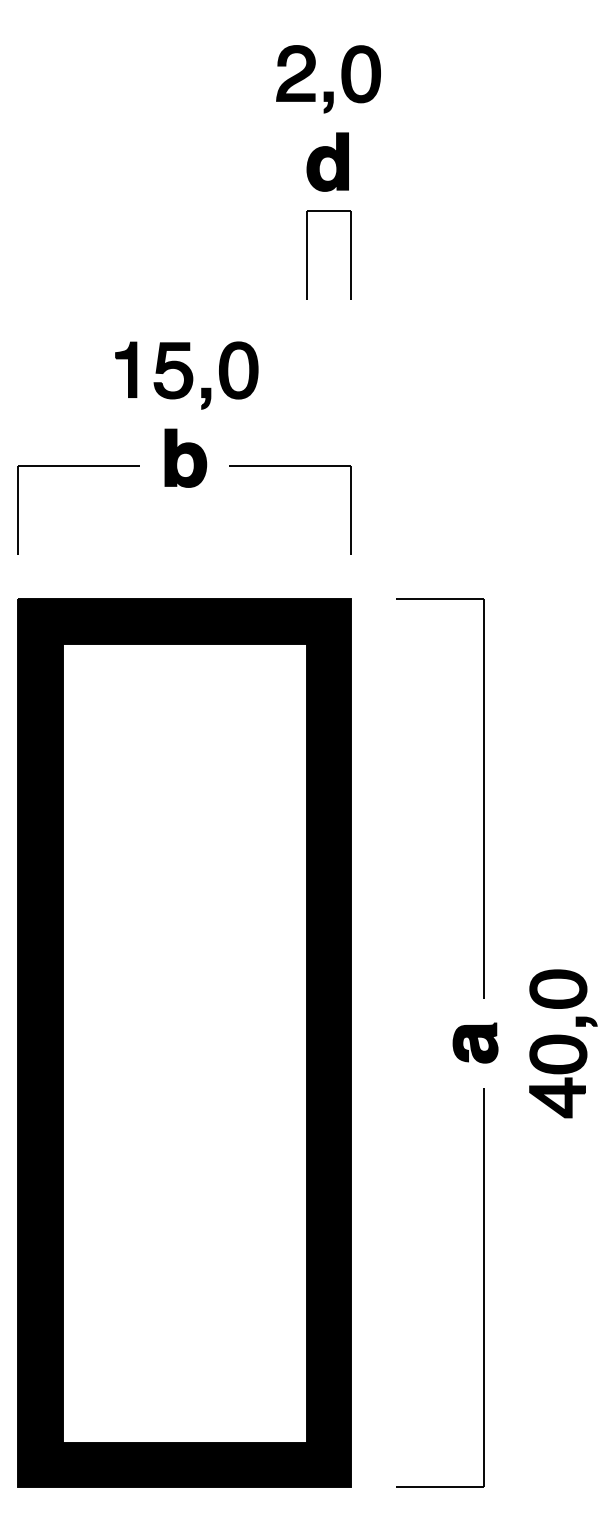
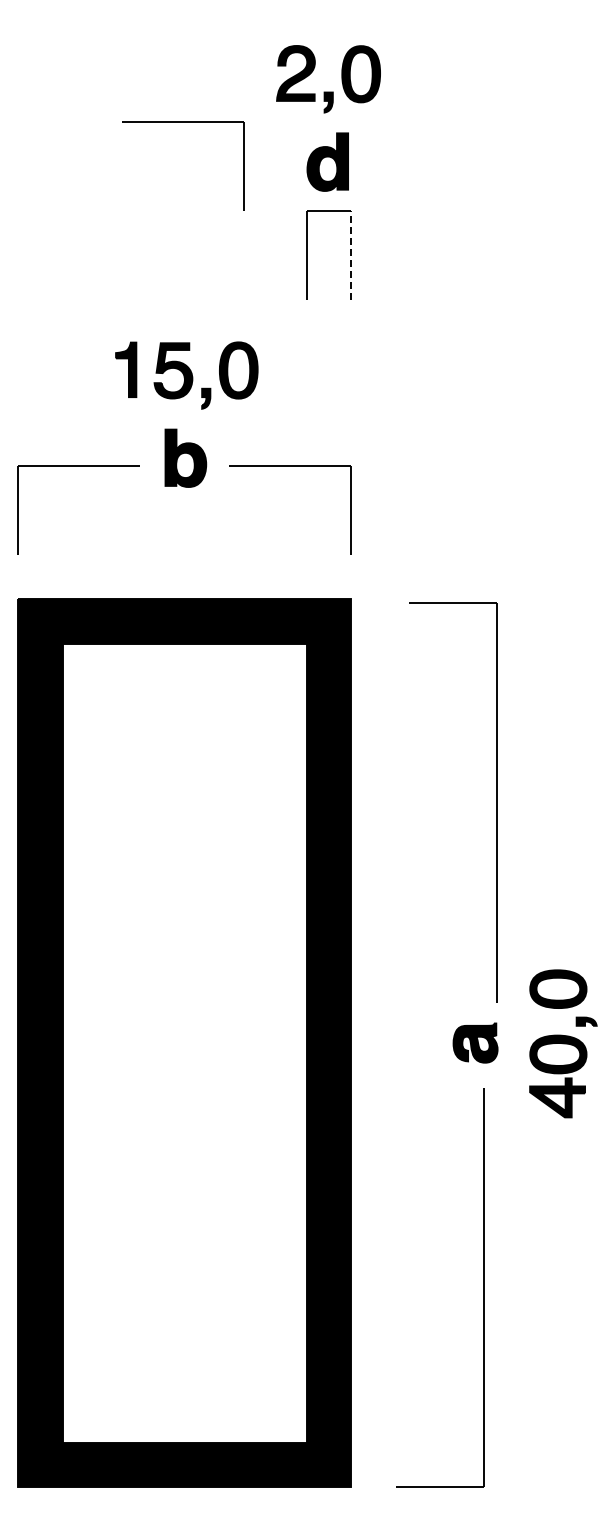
part: none -> present (183, 122)
line: solid -> dashed (351, 254)
part position: (483, 798) -> (496, 802) (496, 802)
